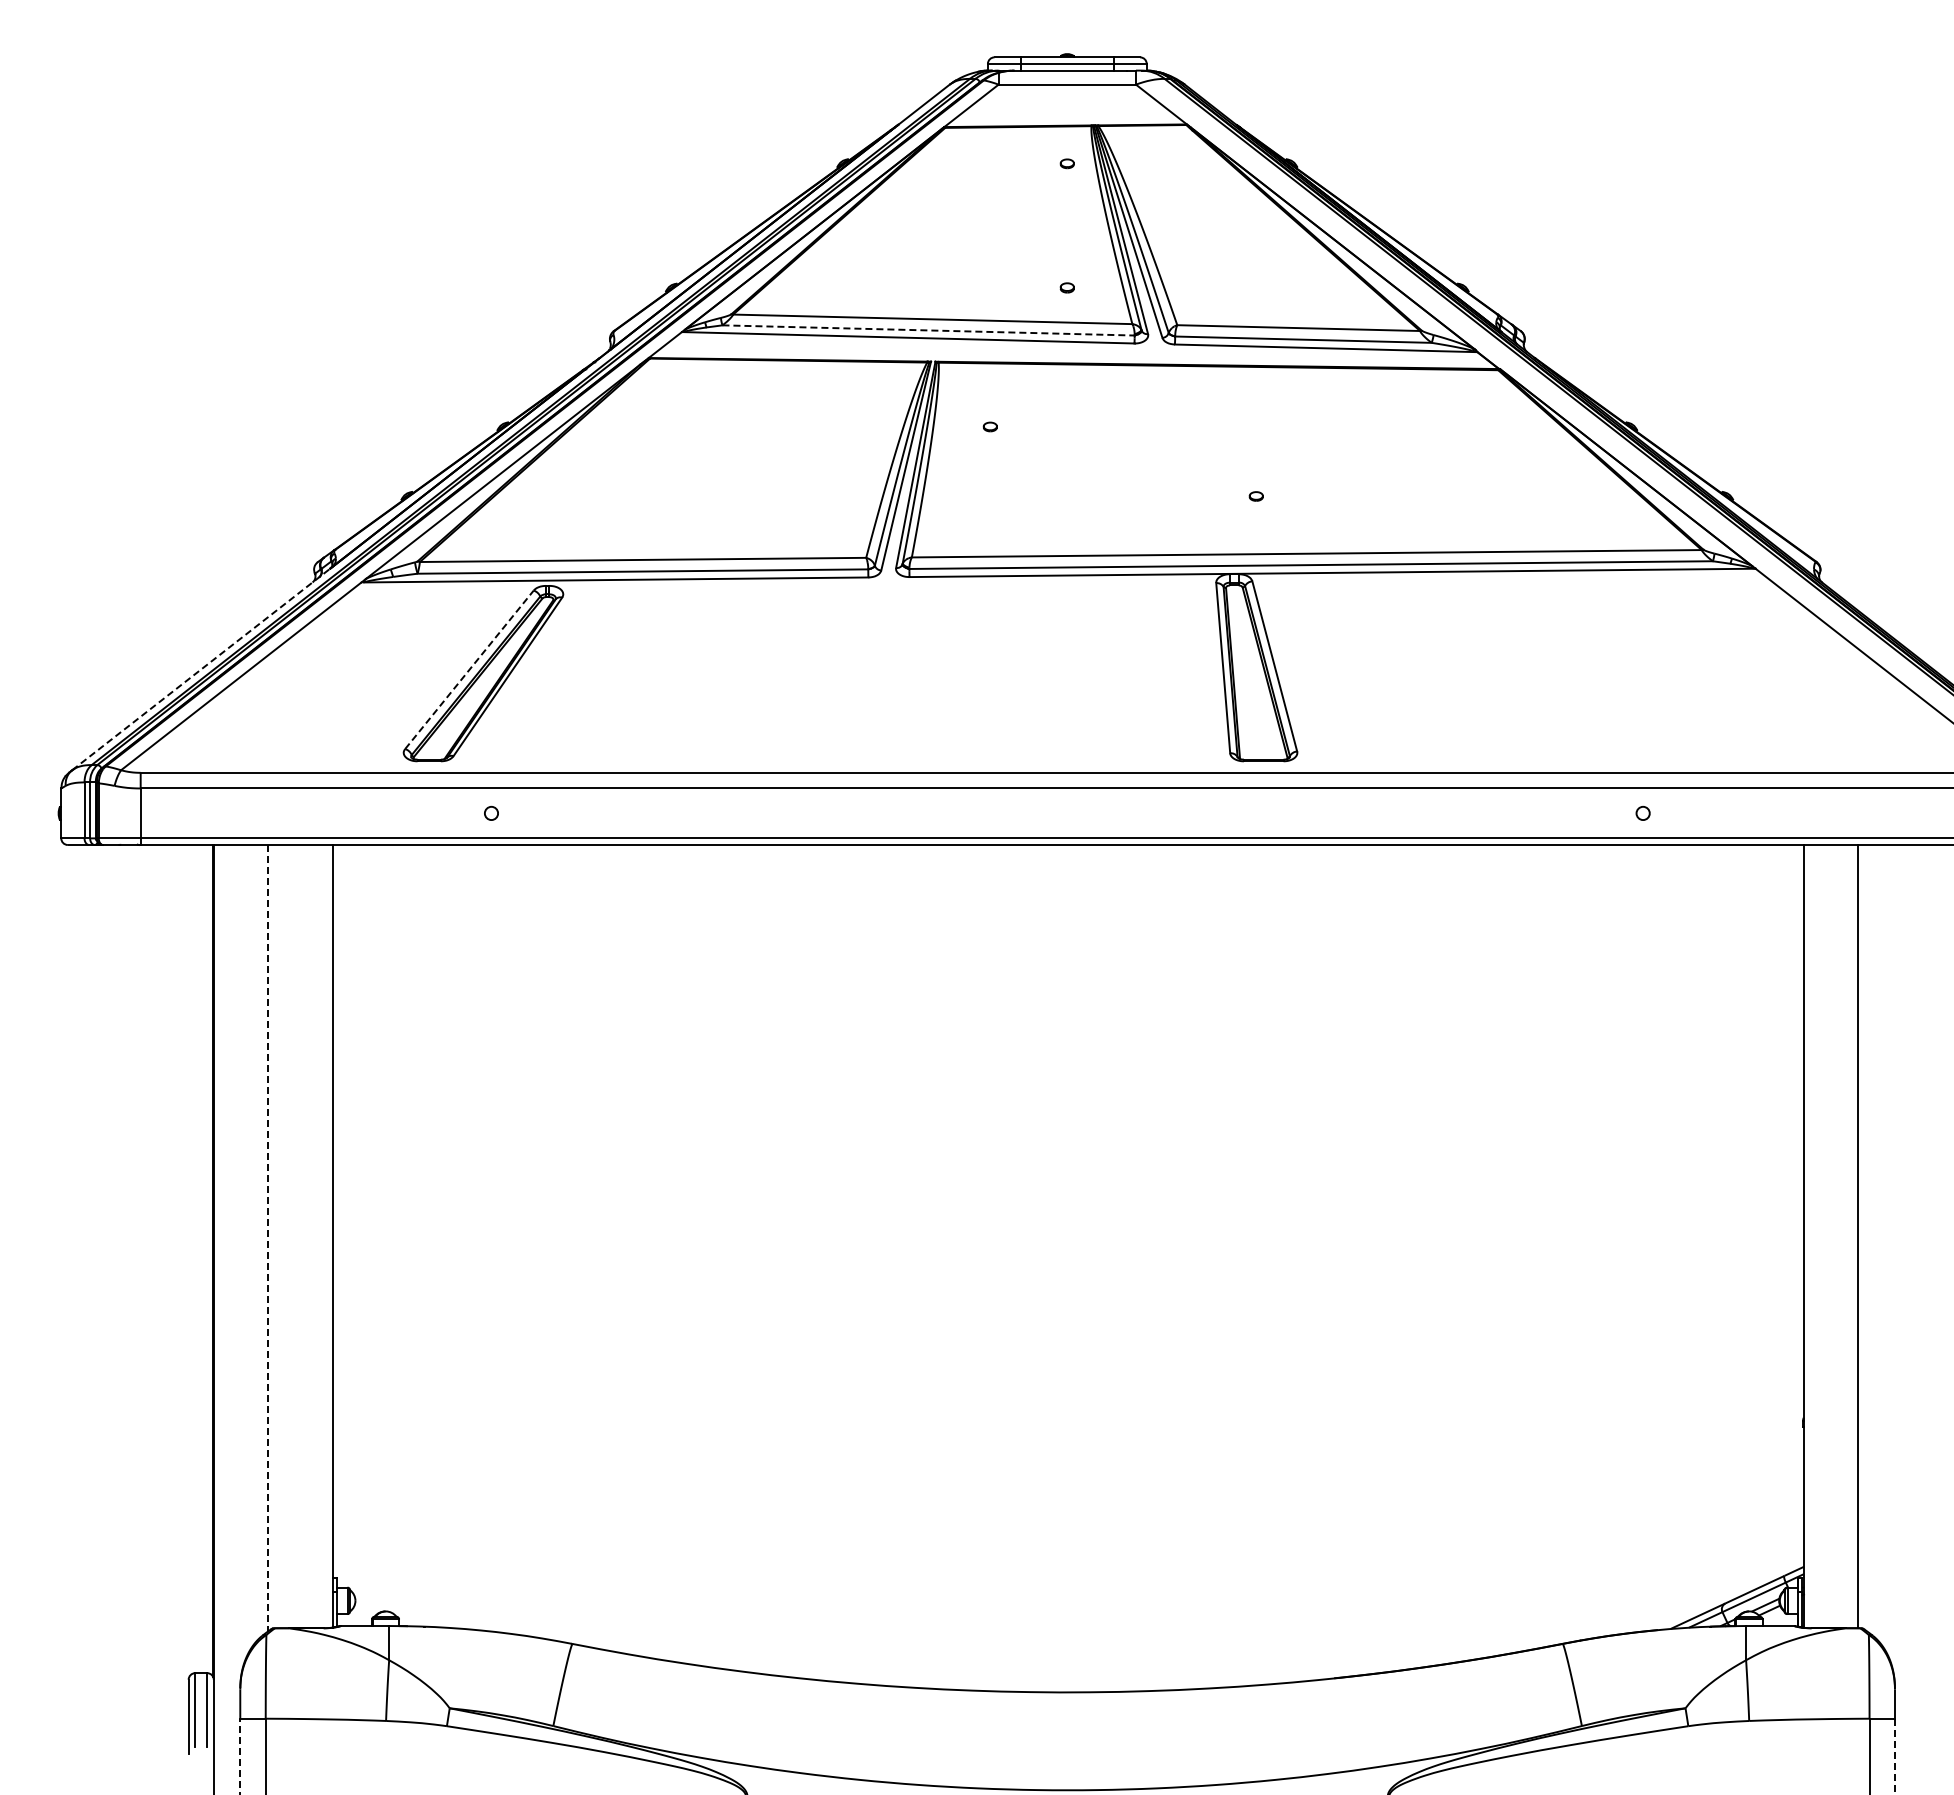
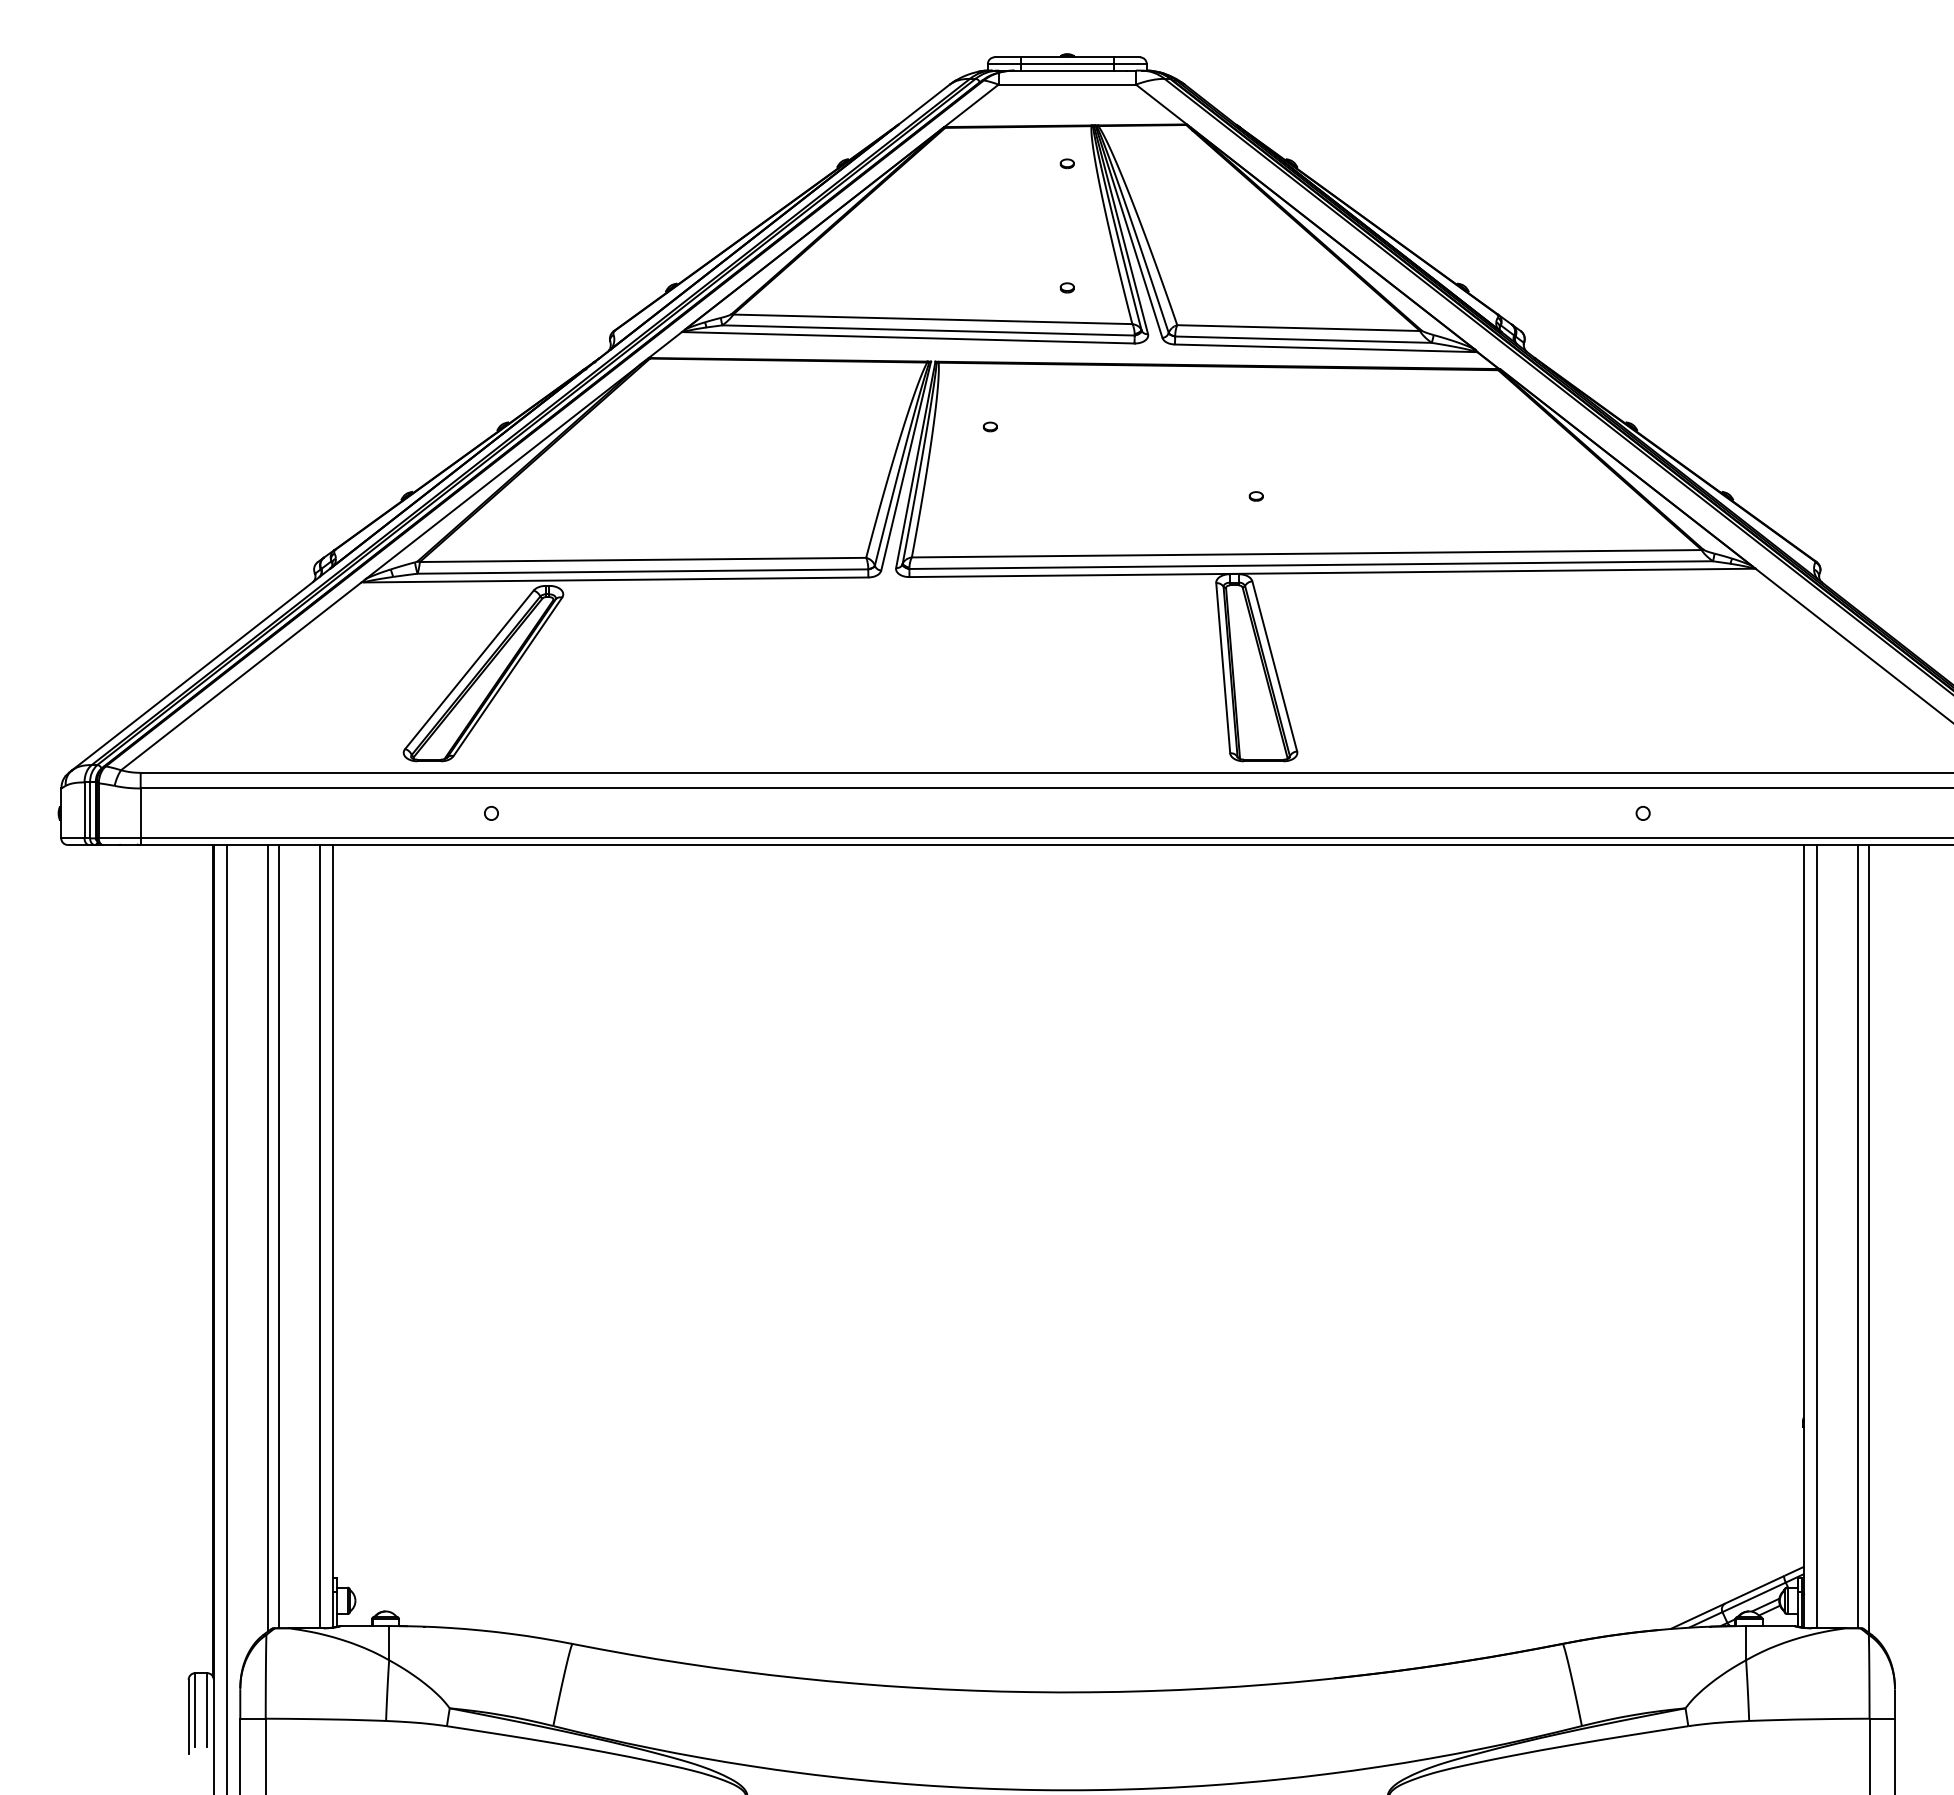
line: dashed -> solid (929, 330)
line: dashed -> solid (201, 669)
line: dashed -> solid (469, 669)
line: none -> present (278, 1236)
line: none -> present (319, 1236)
line: none -> present (1817, 1236)
line: dashed -> solid (268, 1238)
line: none -> present (1868, 1238)
line: none -> present (227, 1318)
line: dashed -> solid (240, 1756)
line: dashed -> solid (1894, 1756)
